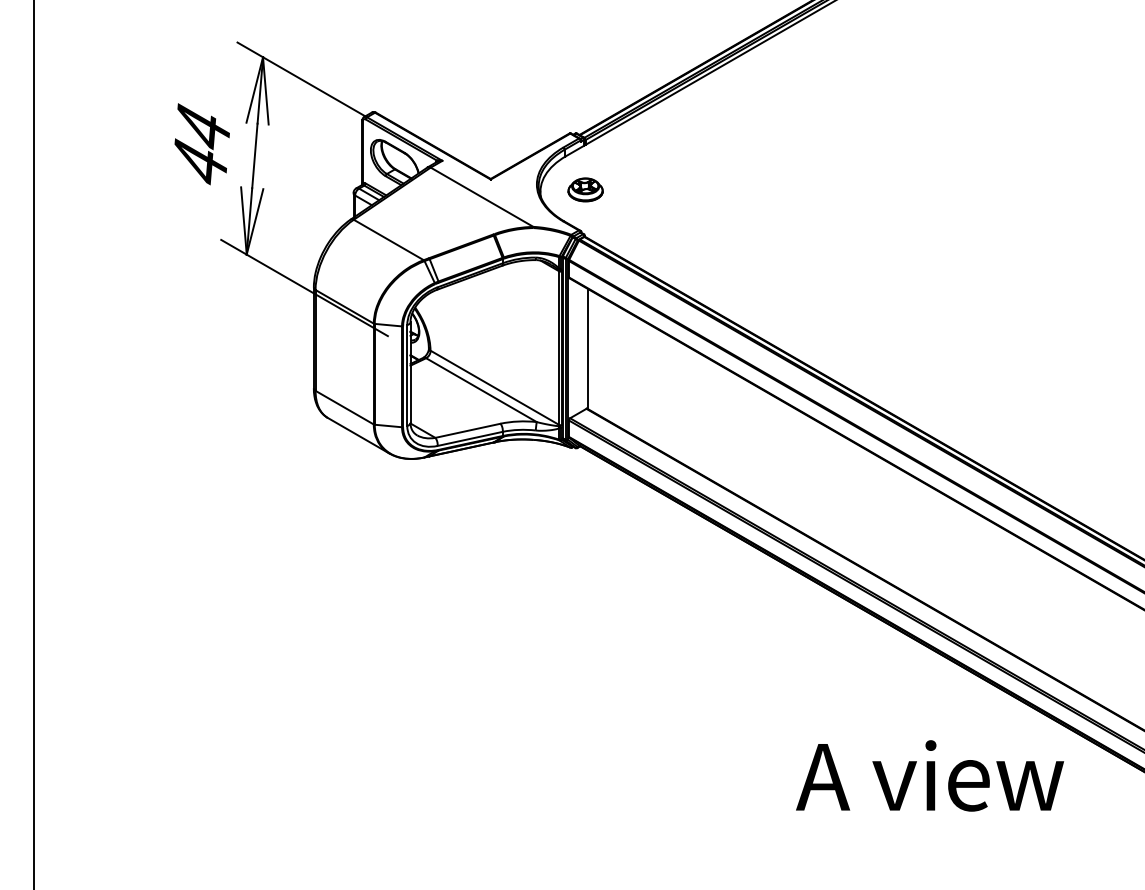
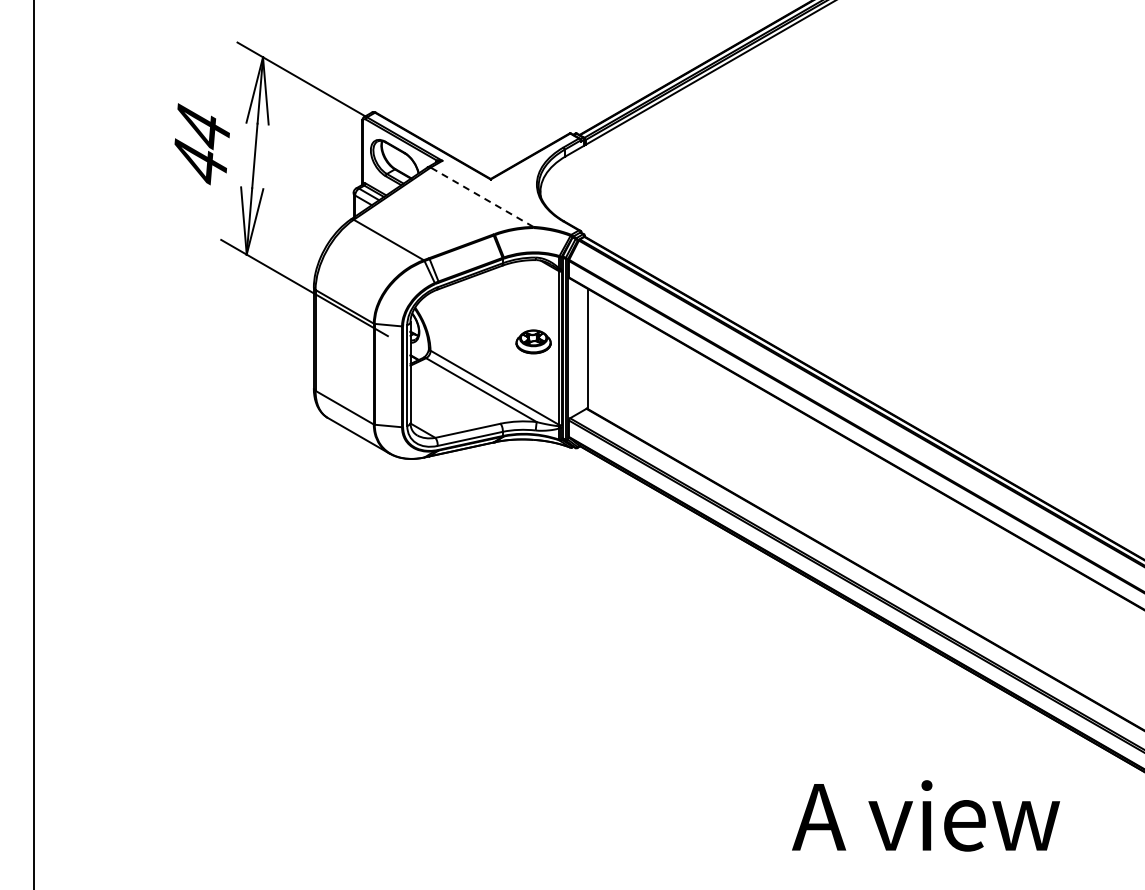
part position: (585, 189) -> (533, 341) (533, 341)
line: solid -> dashed (481, 196)
text position: (929, 775) -> (925, 815) (925, 815)
